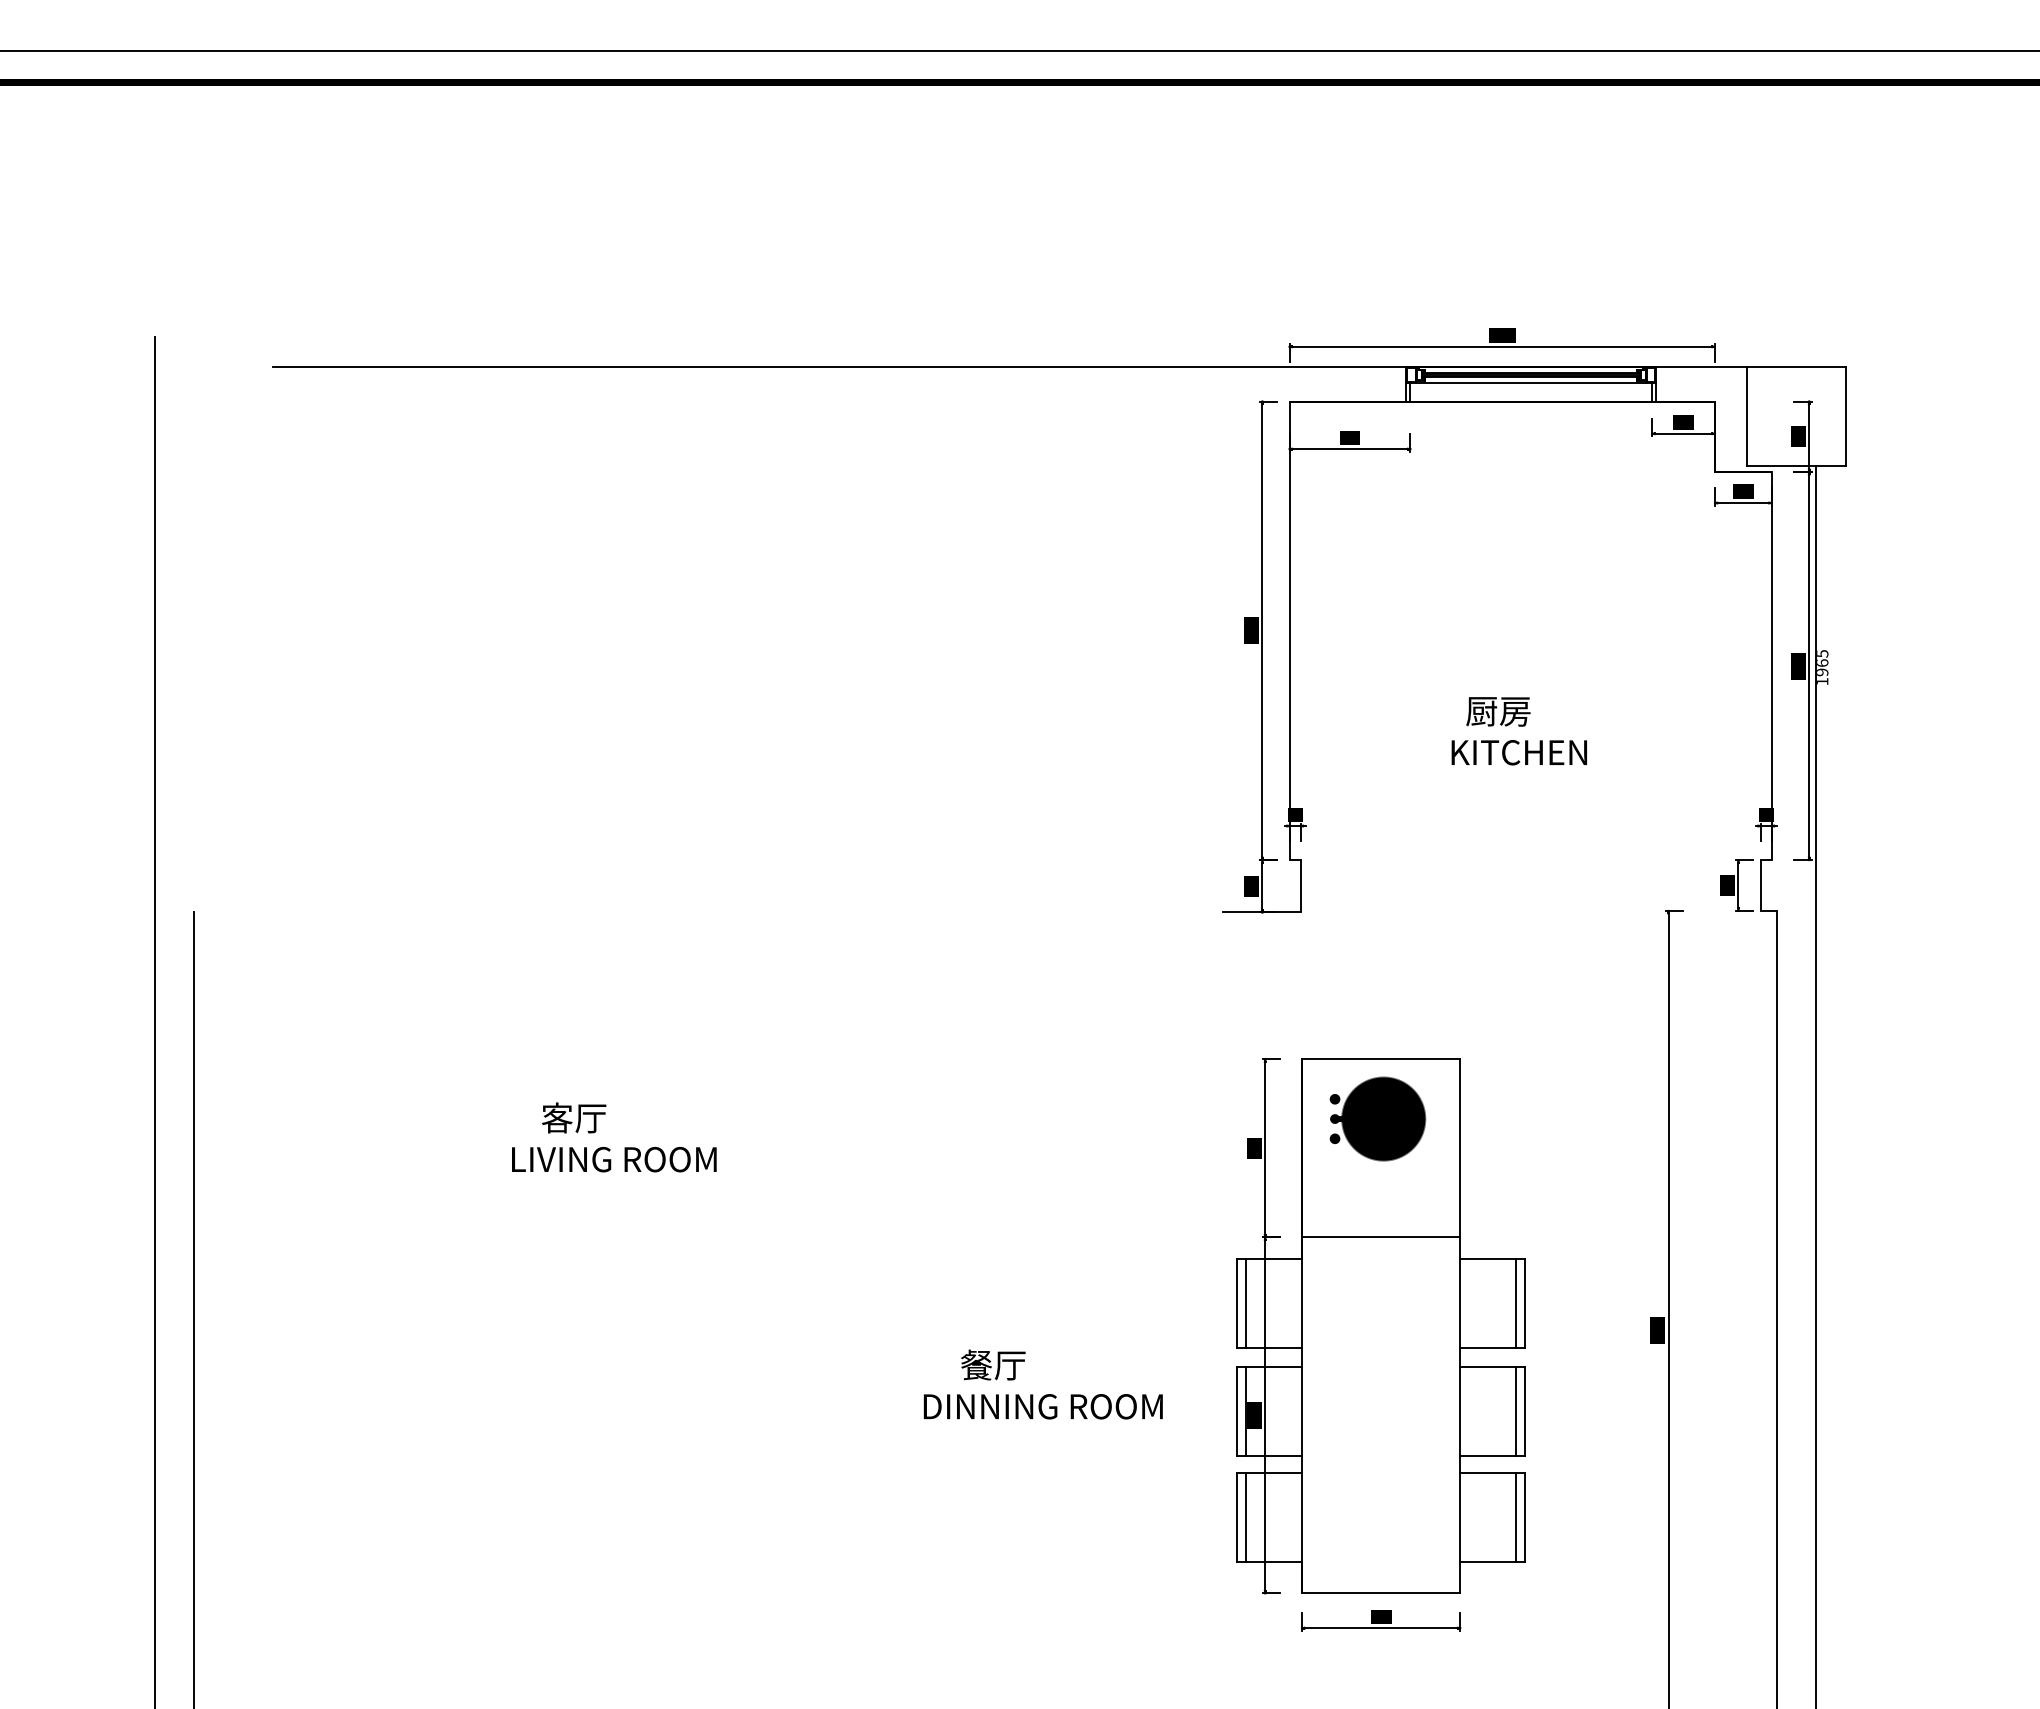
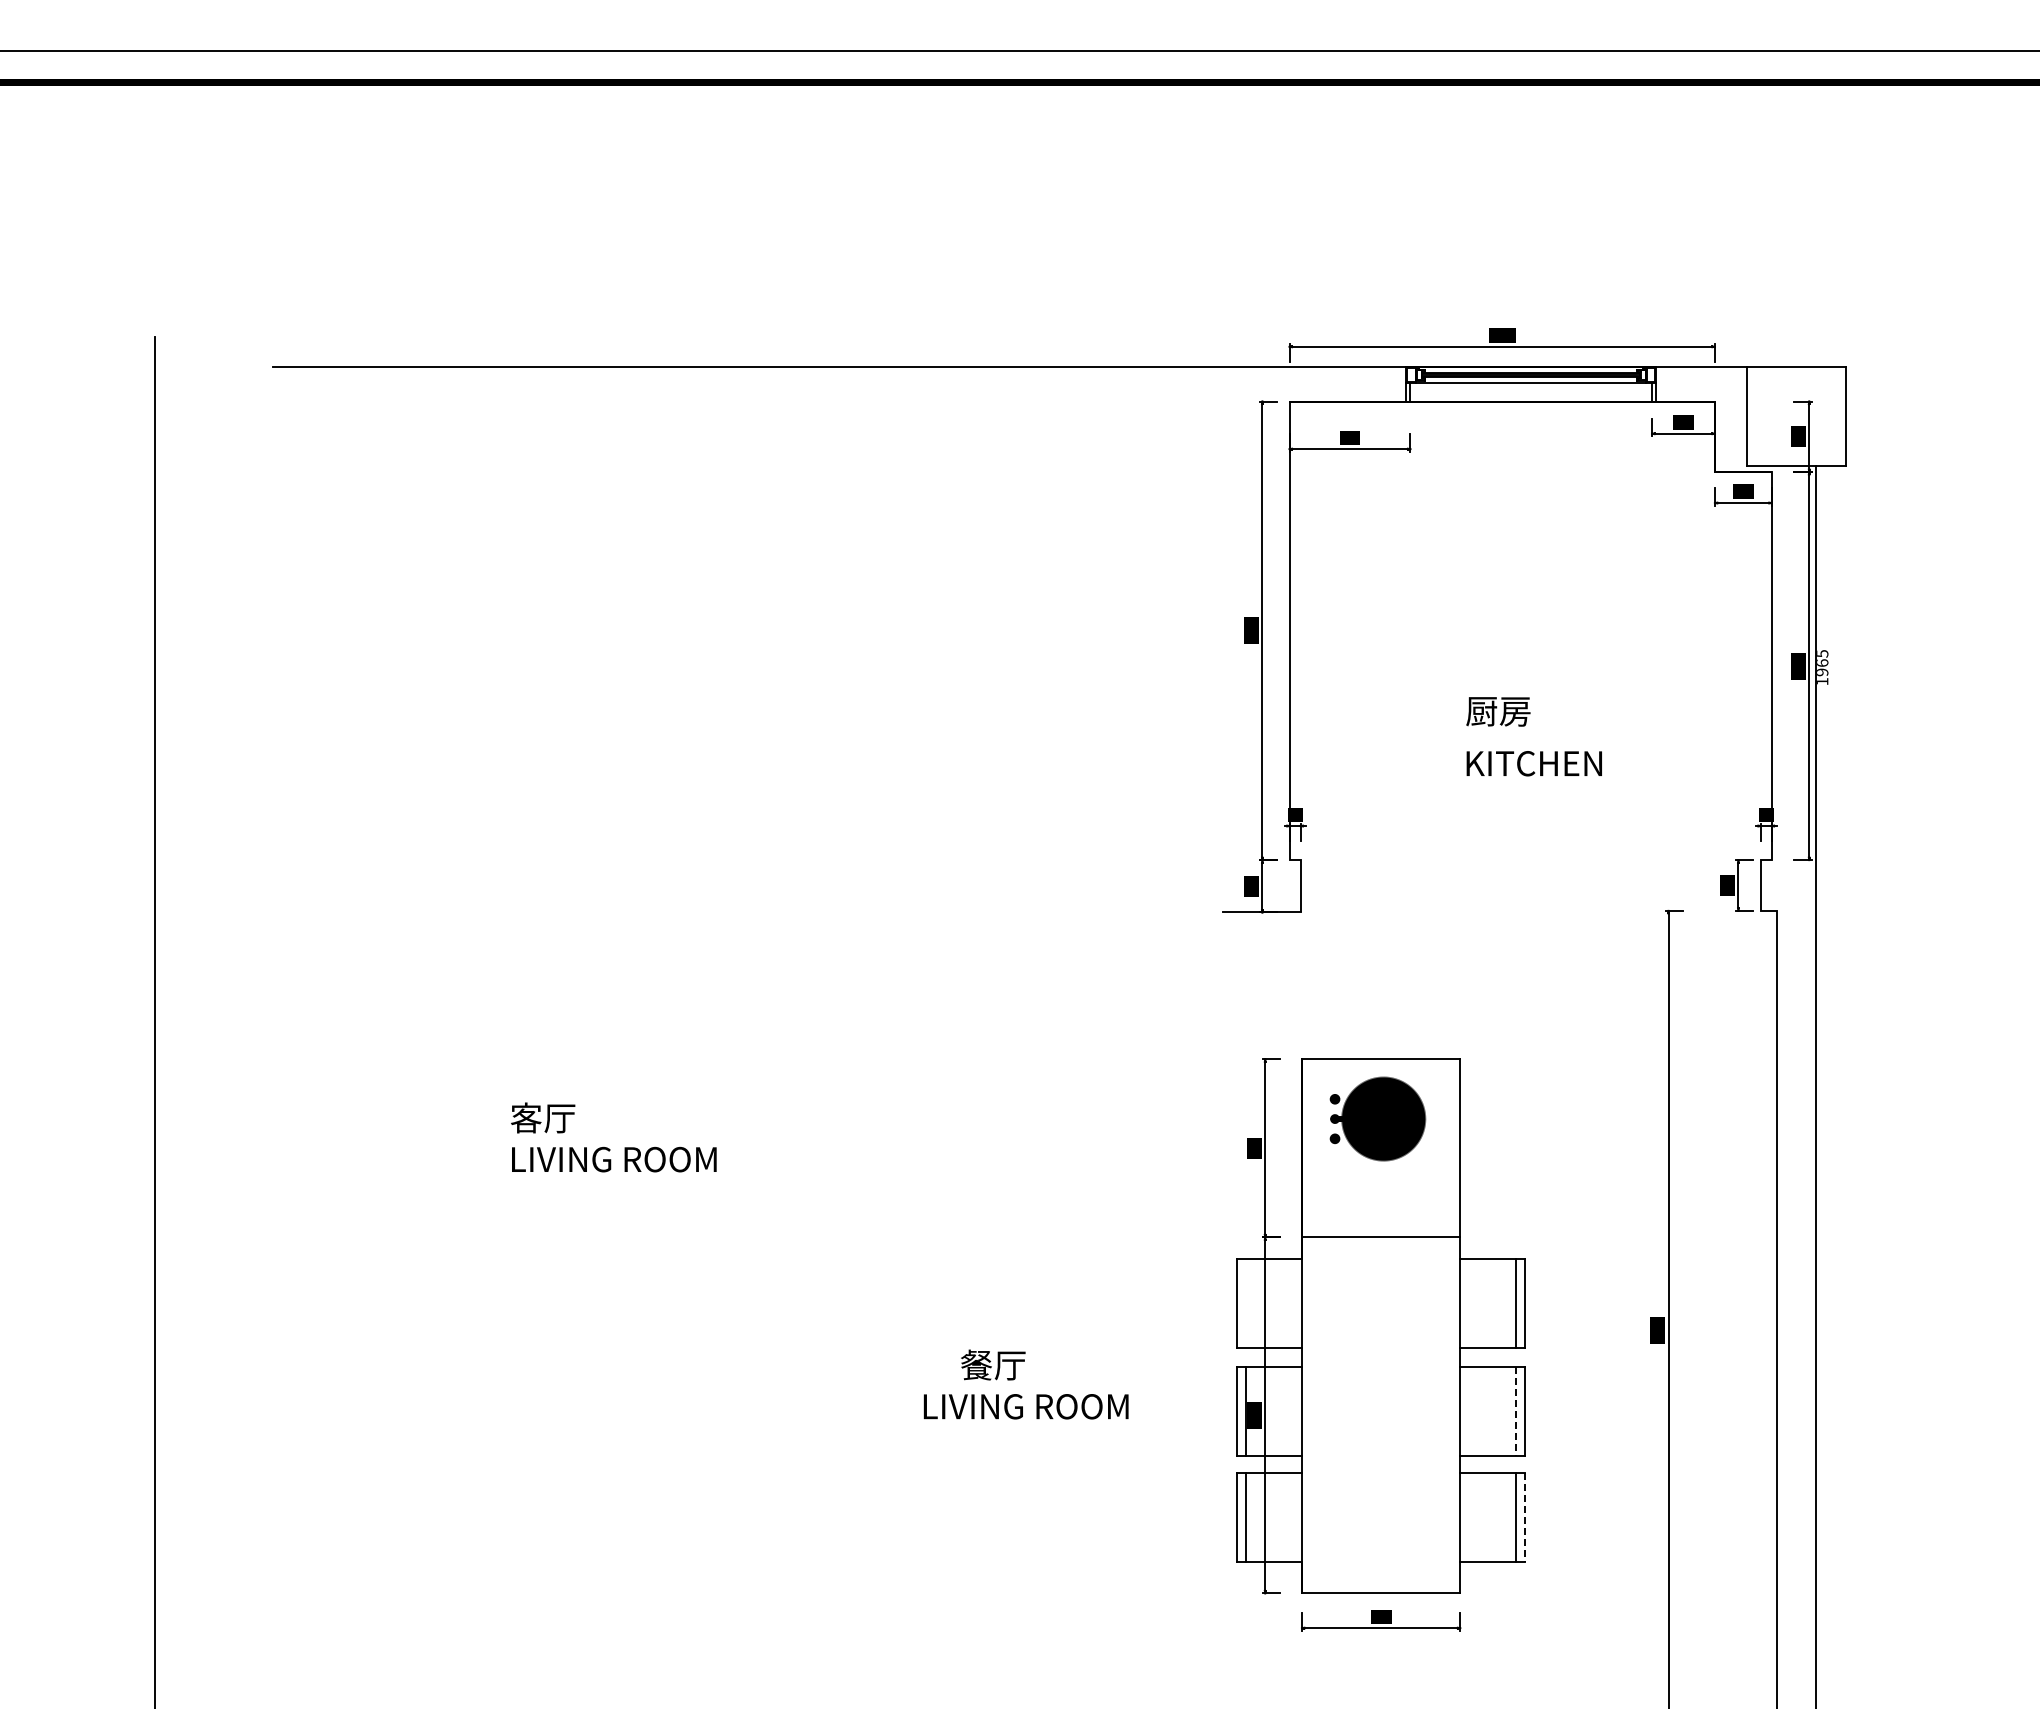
text position: (1518, 752) -> (1533, 763) (1533, 763)
text position: (574, 1117) -> (543, 1117) (543, 1117)
line: present -> none (1246, 1302)
line: present -> none (194, 1308)
text: DINNING ROOM -> LIVING ROOM (1044, 1406)
line: solid -> dashed (1515, 1411)
line: solid -> dashed (1524, 1517)
